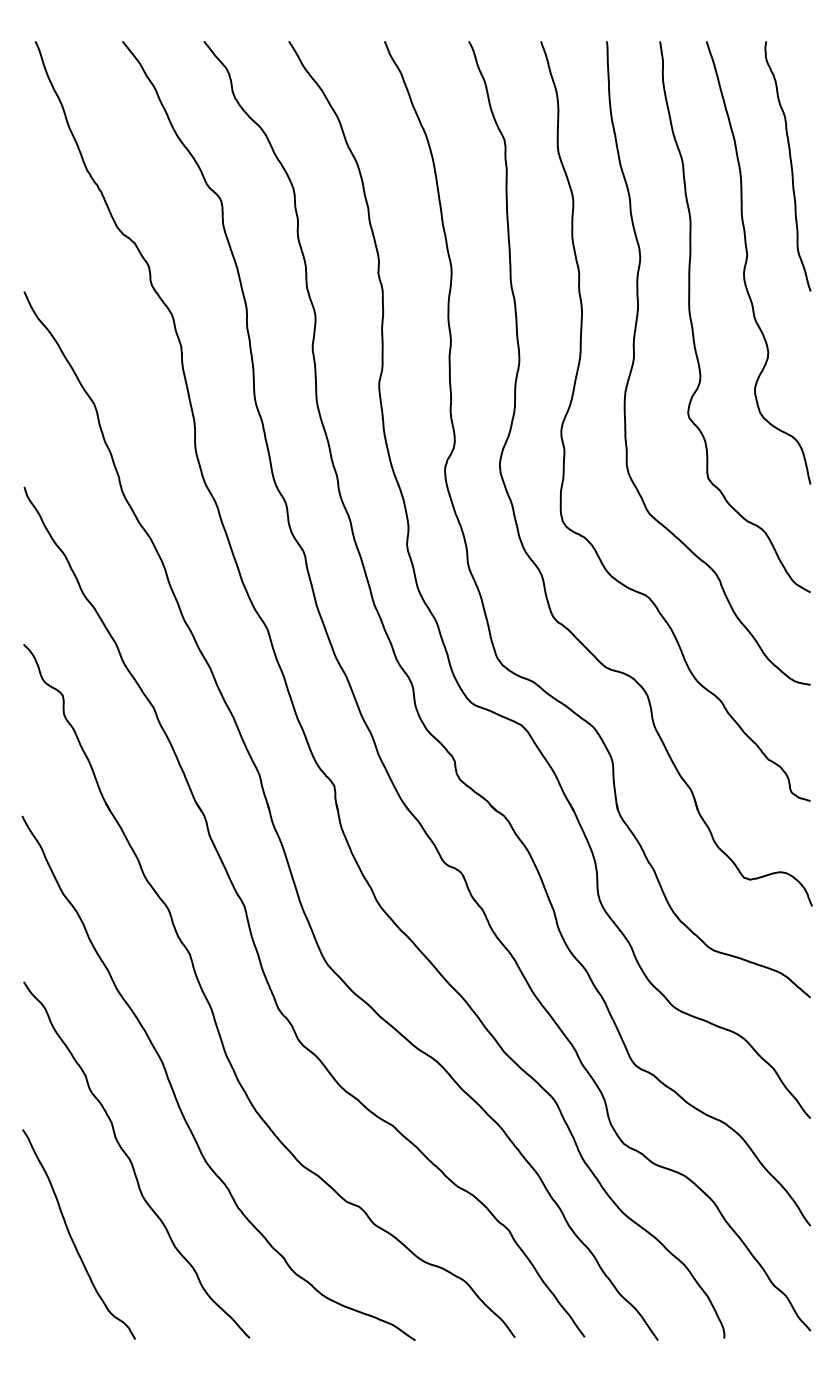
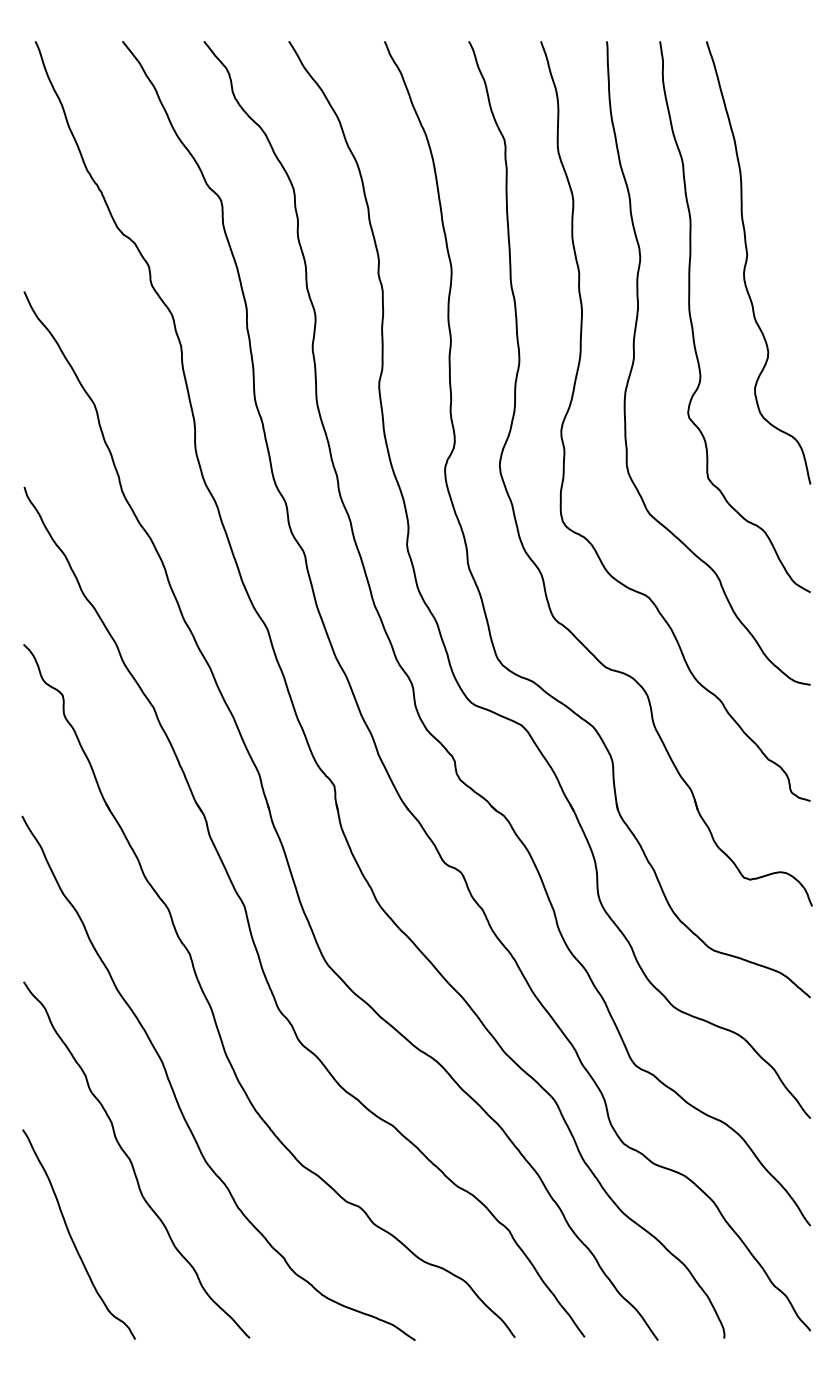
curve: present -> none (790, 166)
